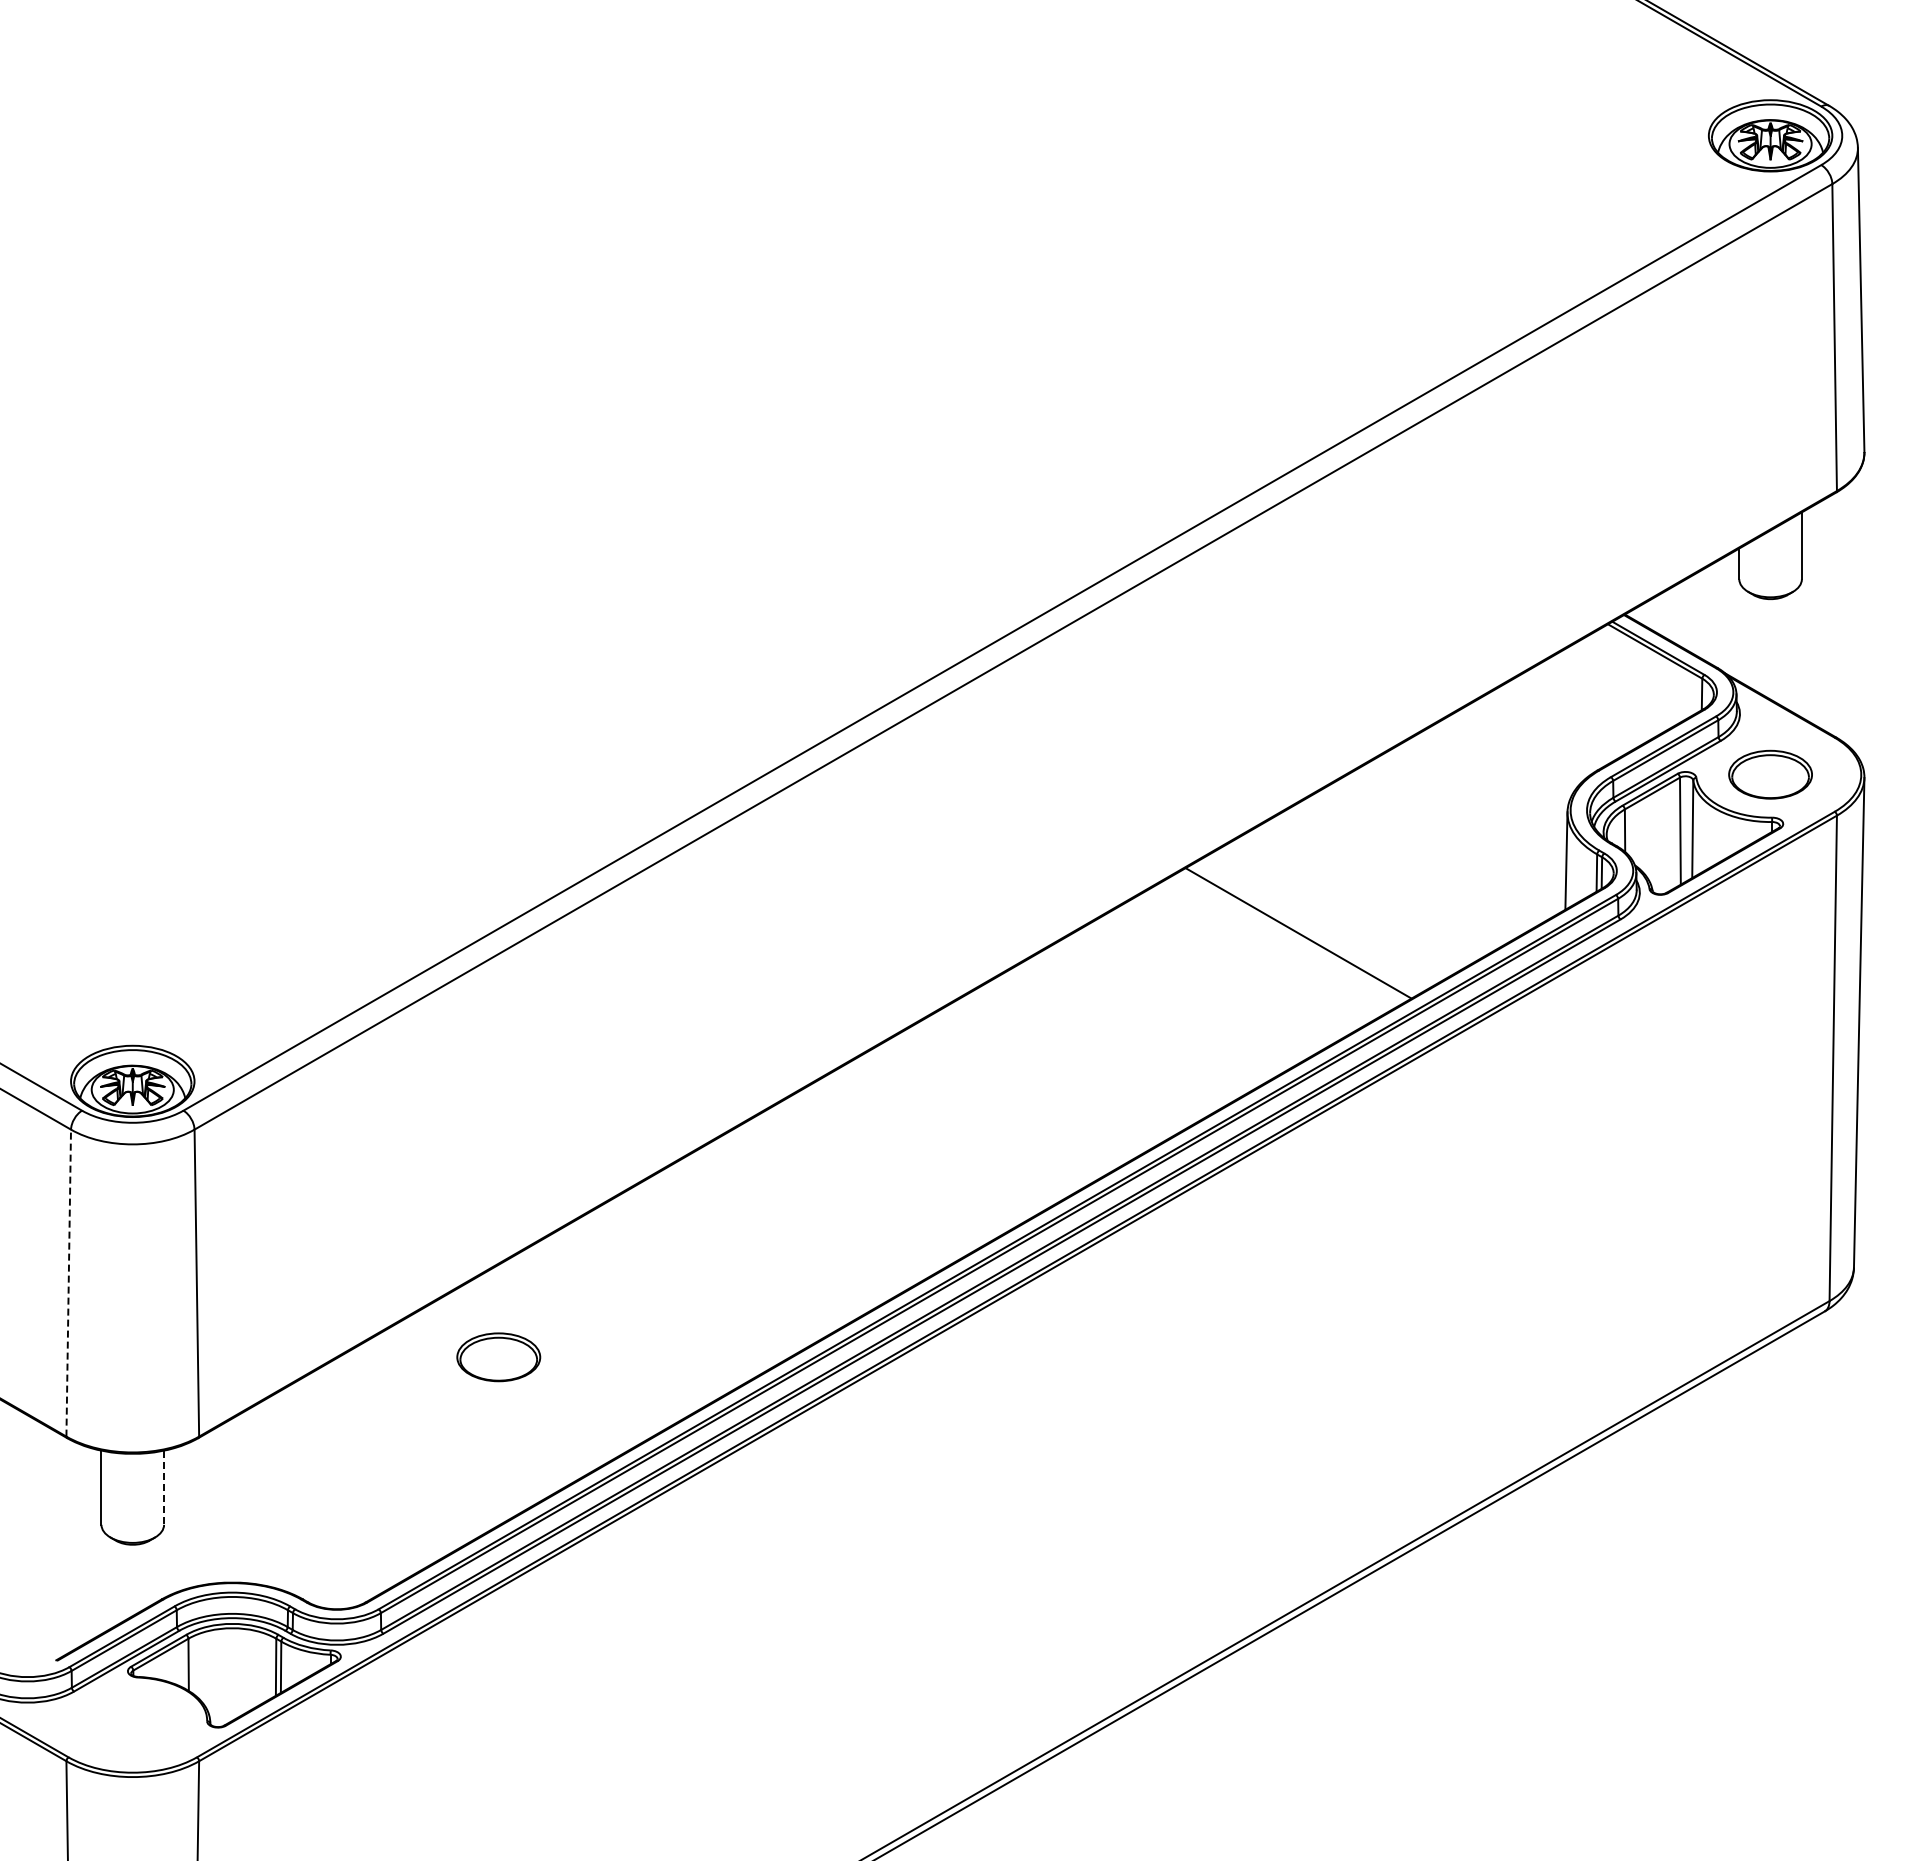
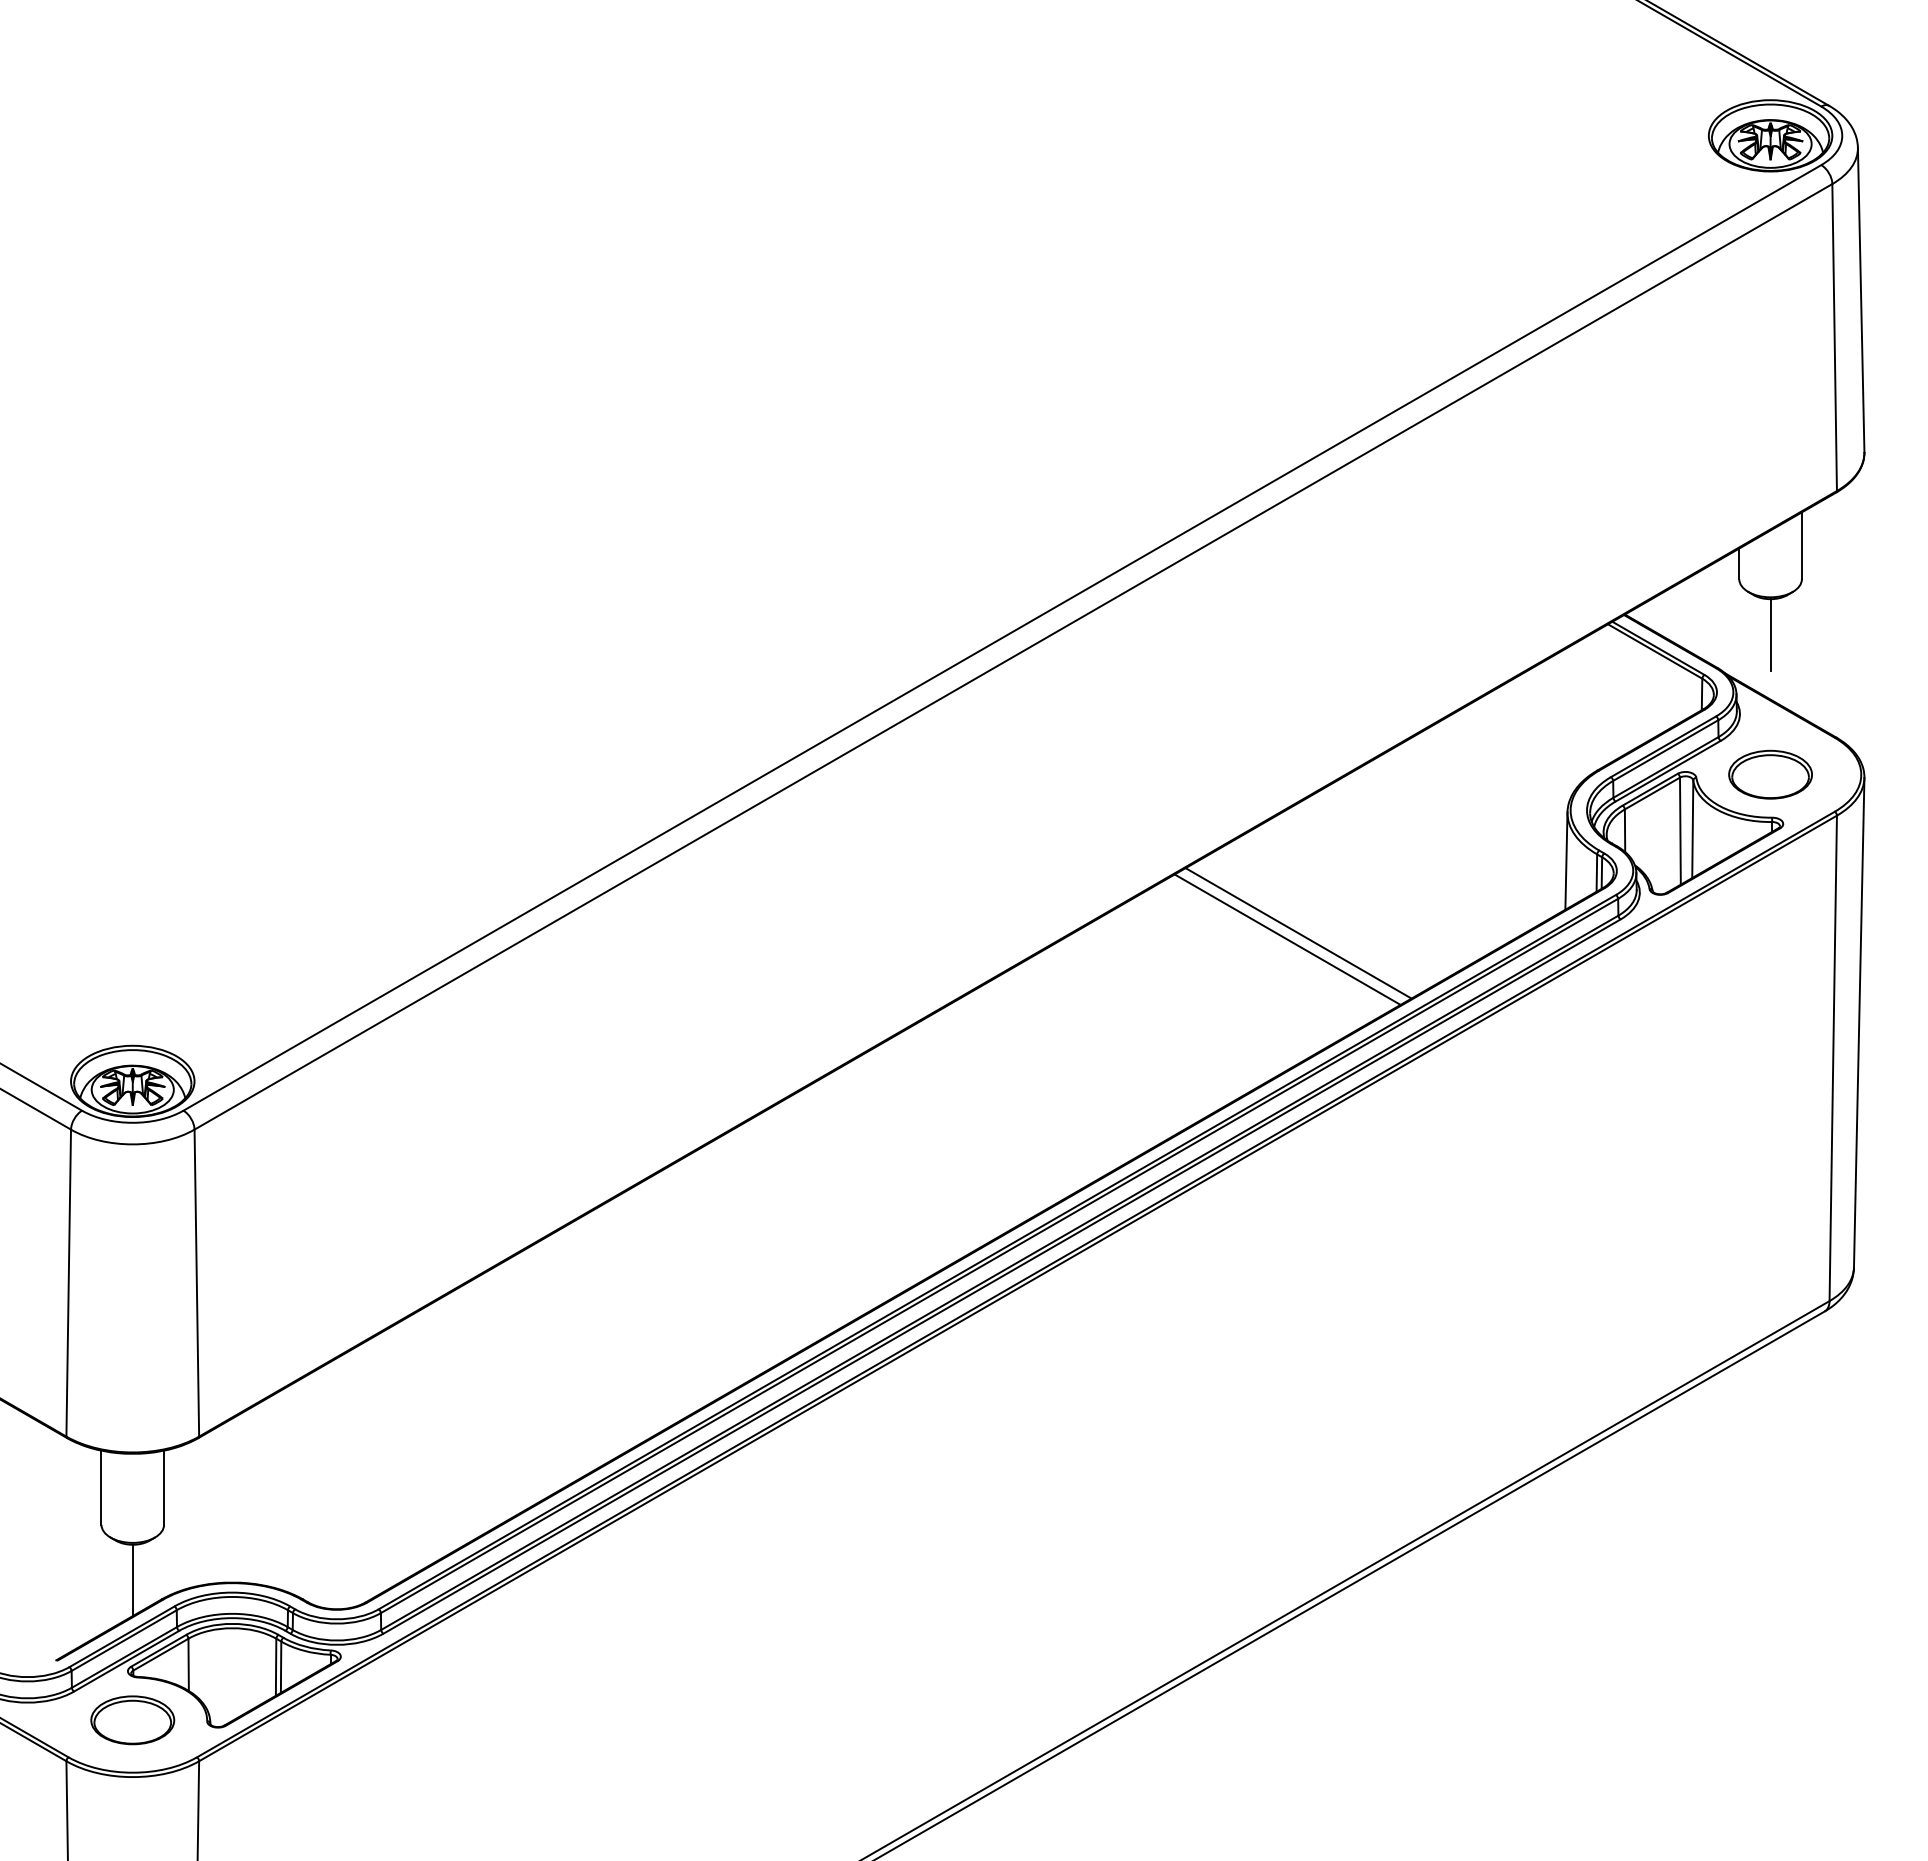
line: none -> present (1770, 634)
line: none -> present (1287, 939)
line: dashed -> solid (68, 1282)
part position: (498, 1357) -> (132, 1720) (132, 1720)
line: dashed -> solid (164, 1488)
line: none -> present (132, 1580)
